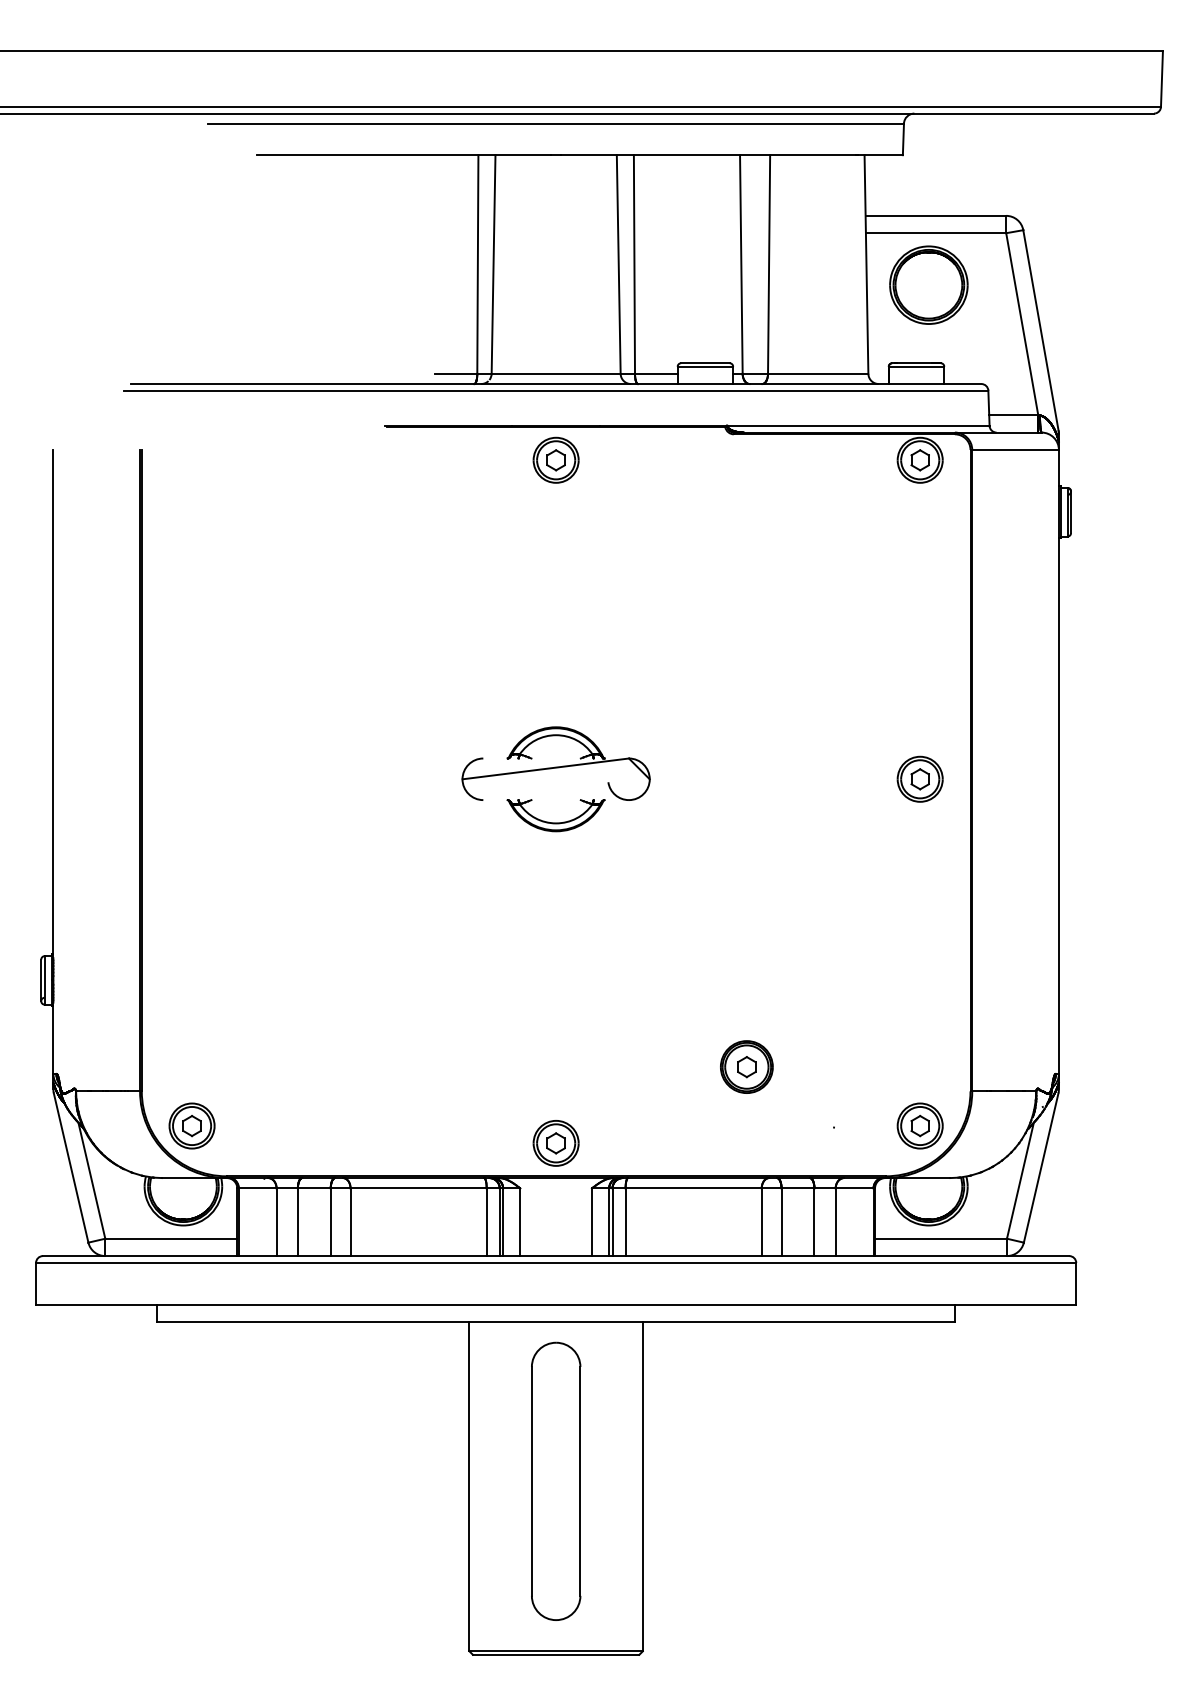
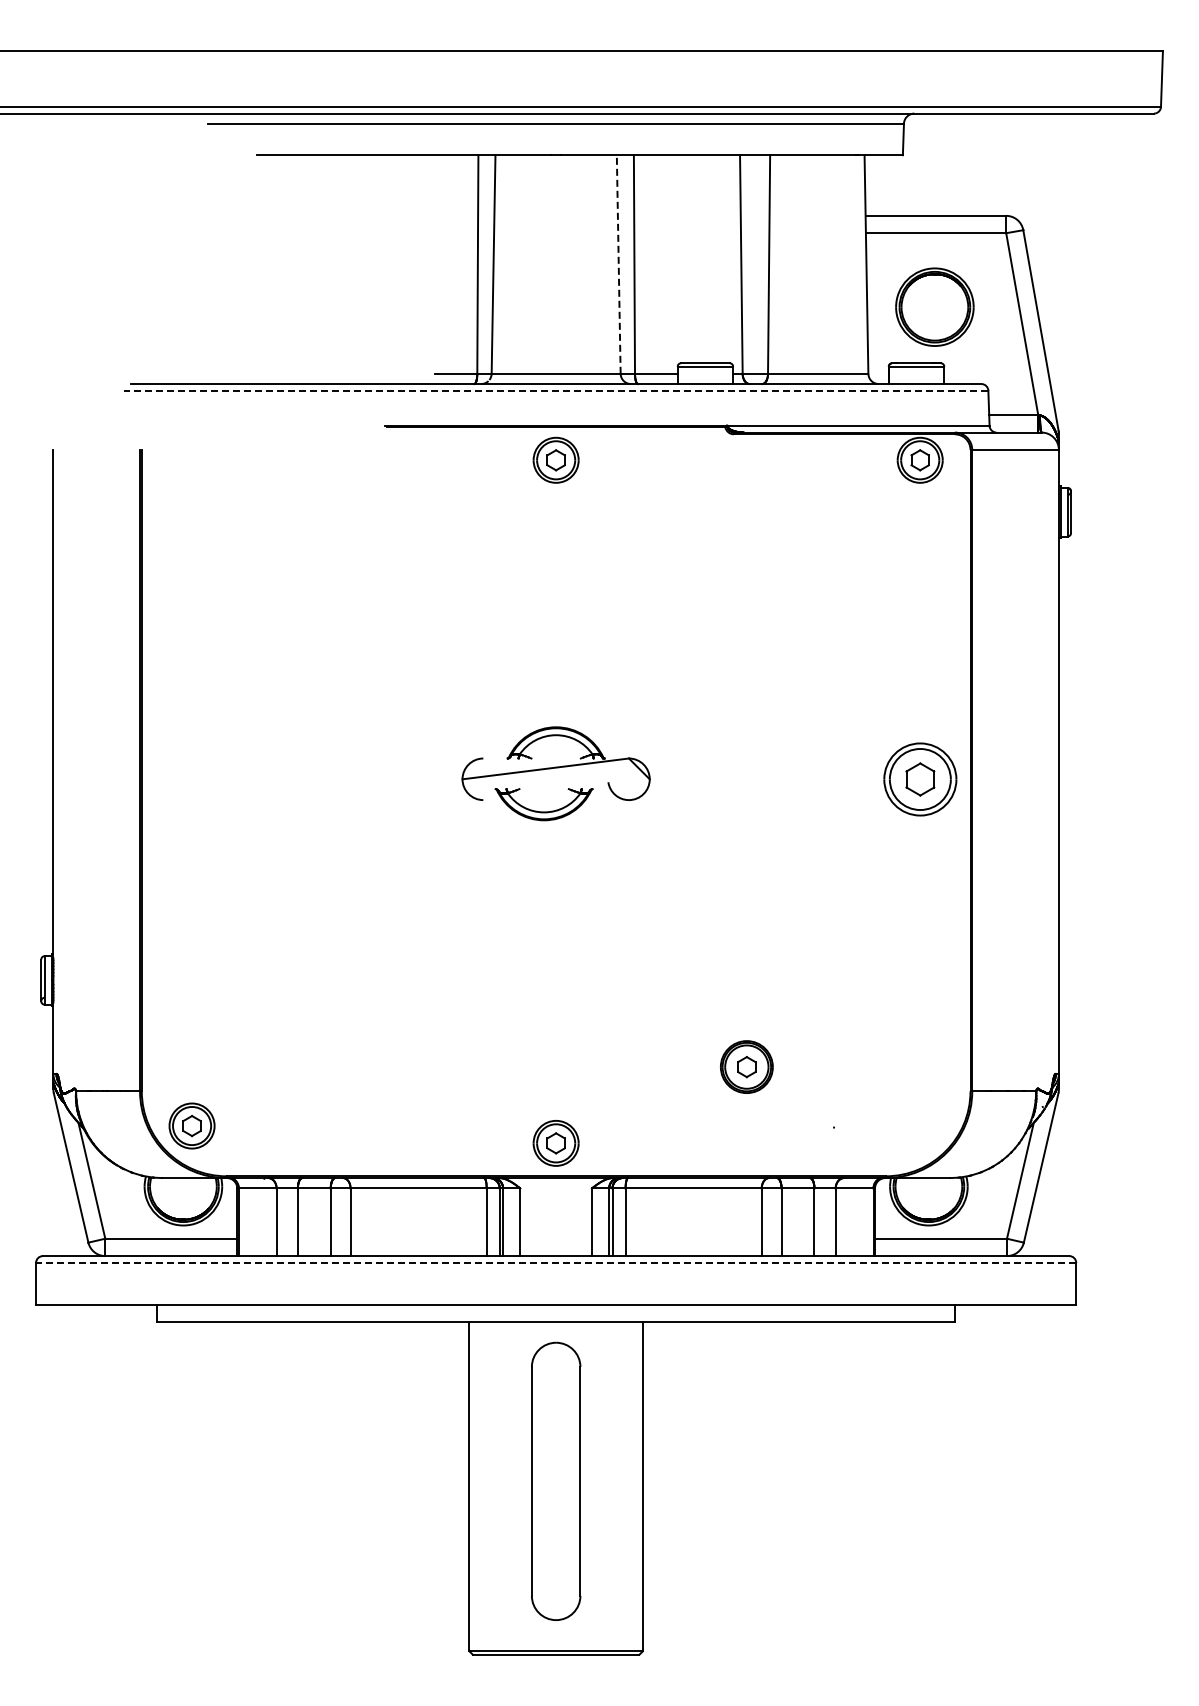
line: solid -> dashed (618, 264)
part position: (928, 284) -> (934, 306) (934, 306)
line: solid -> dashed (555, 390)
part size: 48x48 px -> 75x75 px (920, 779)
part position: (555, 822) -> (543, 811) (543, 811)
part: present -> none (919, 1125)
line: solid -> dashed (555, 1263)
